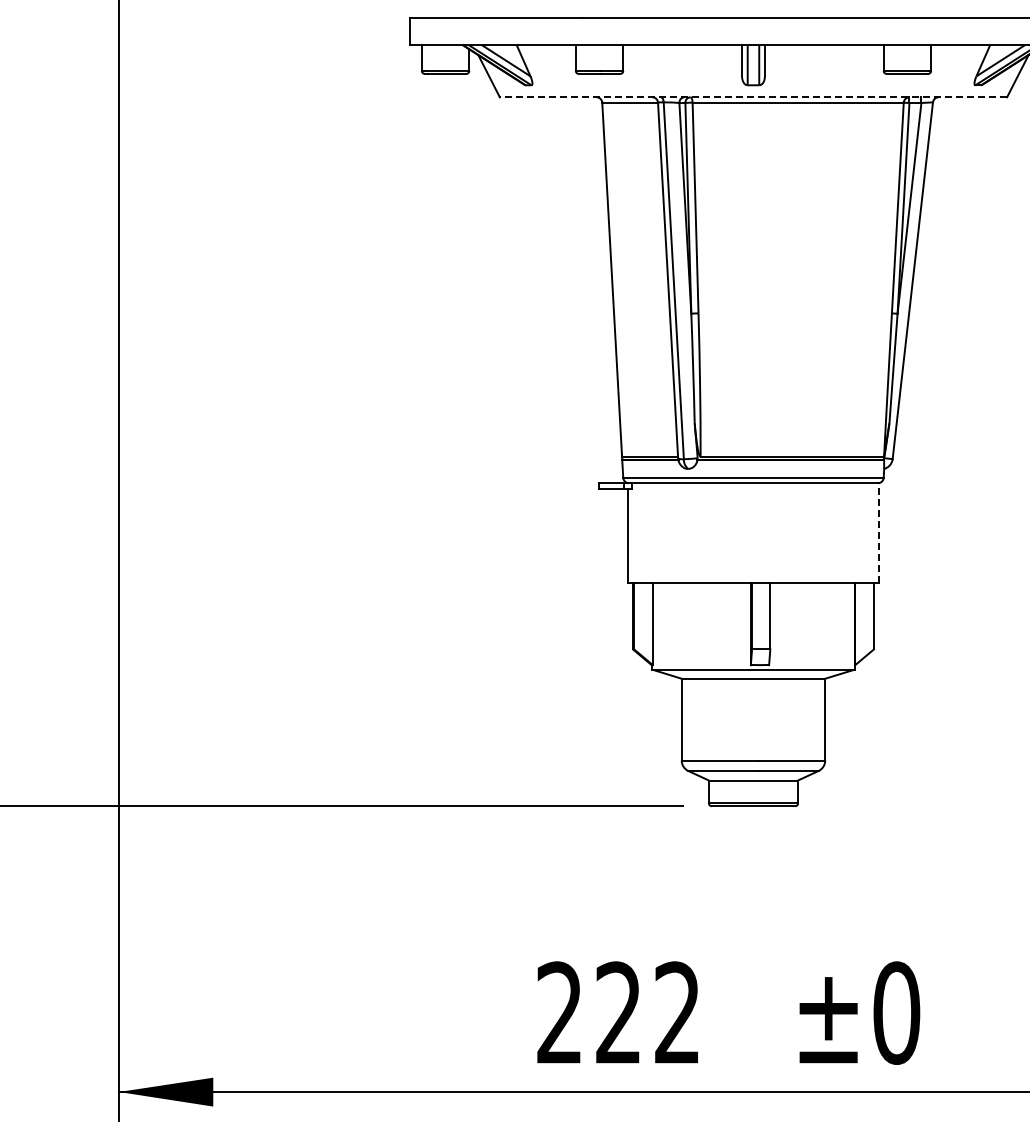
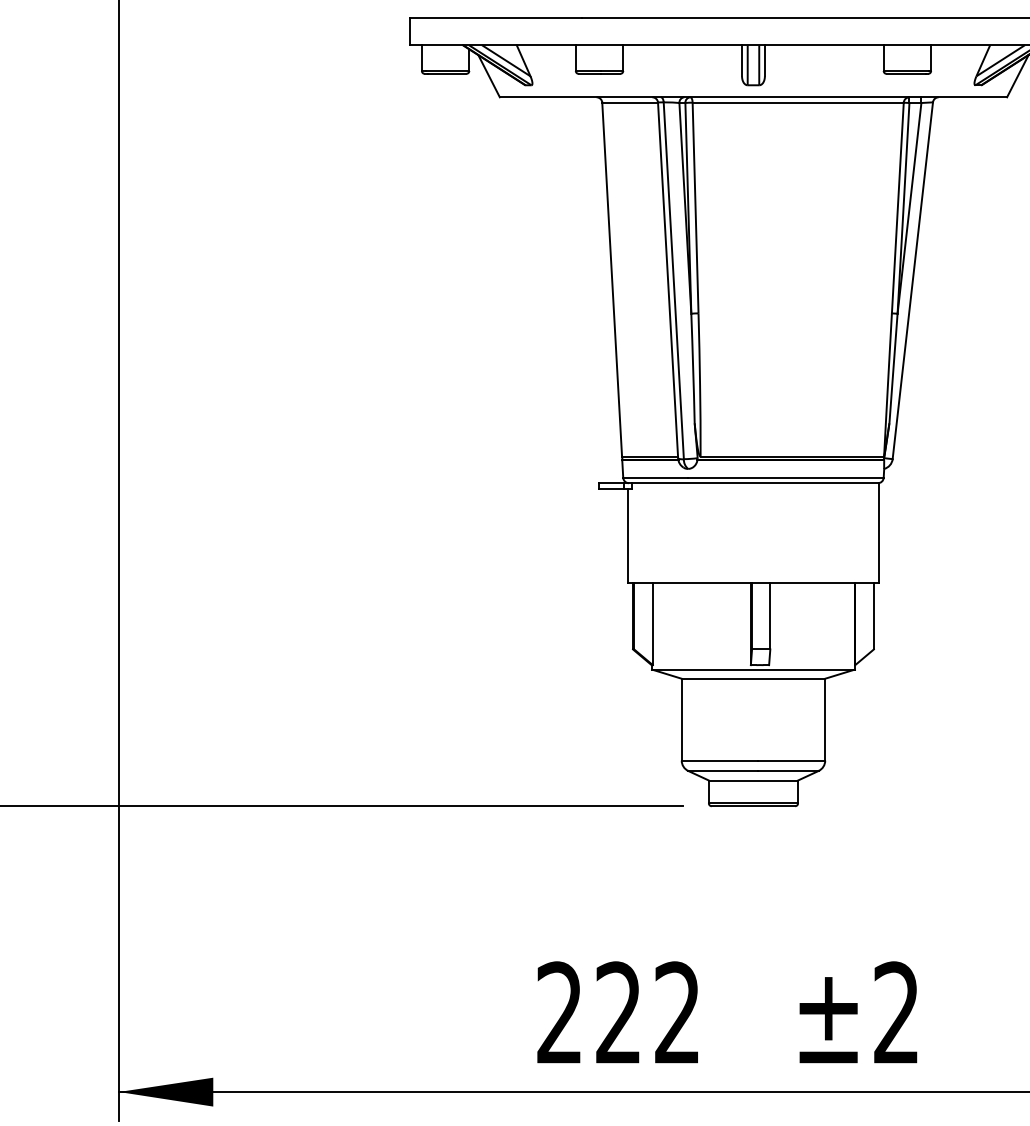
line: dashed -> solid (753, 97)
line: dashed -> solid (879, 532)
text: ±0 -> ±2 (896, 1012)
